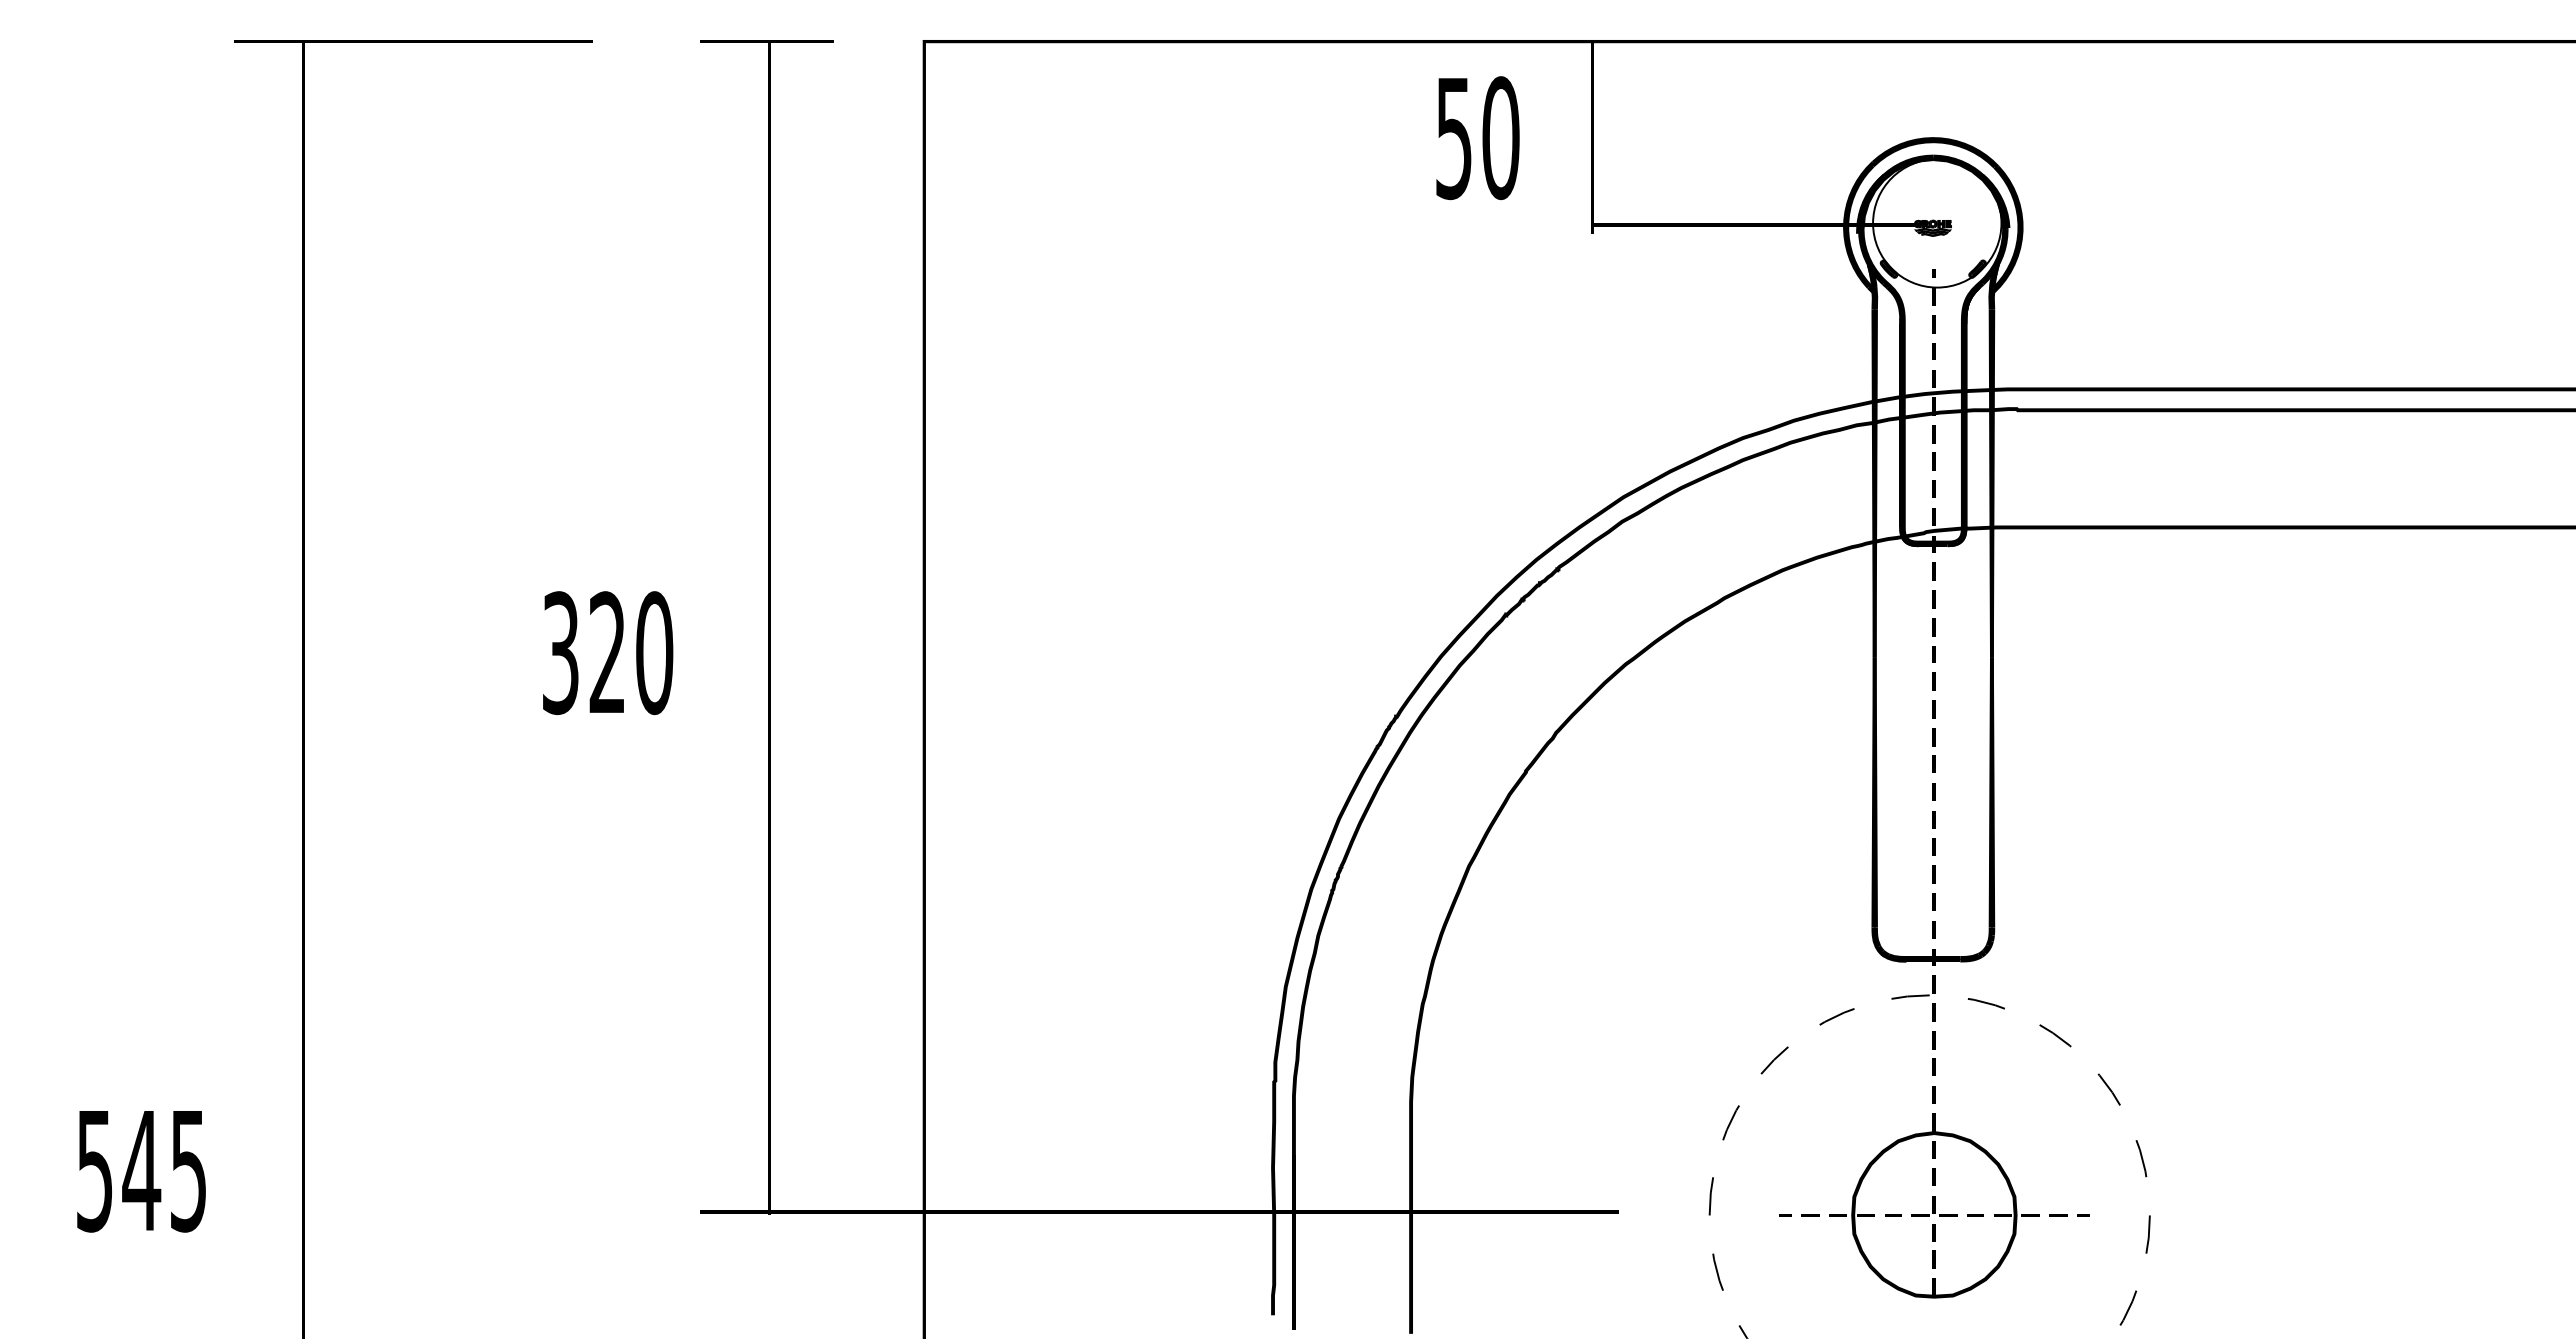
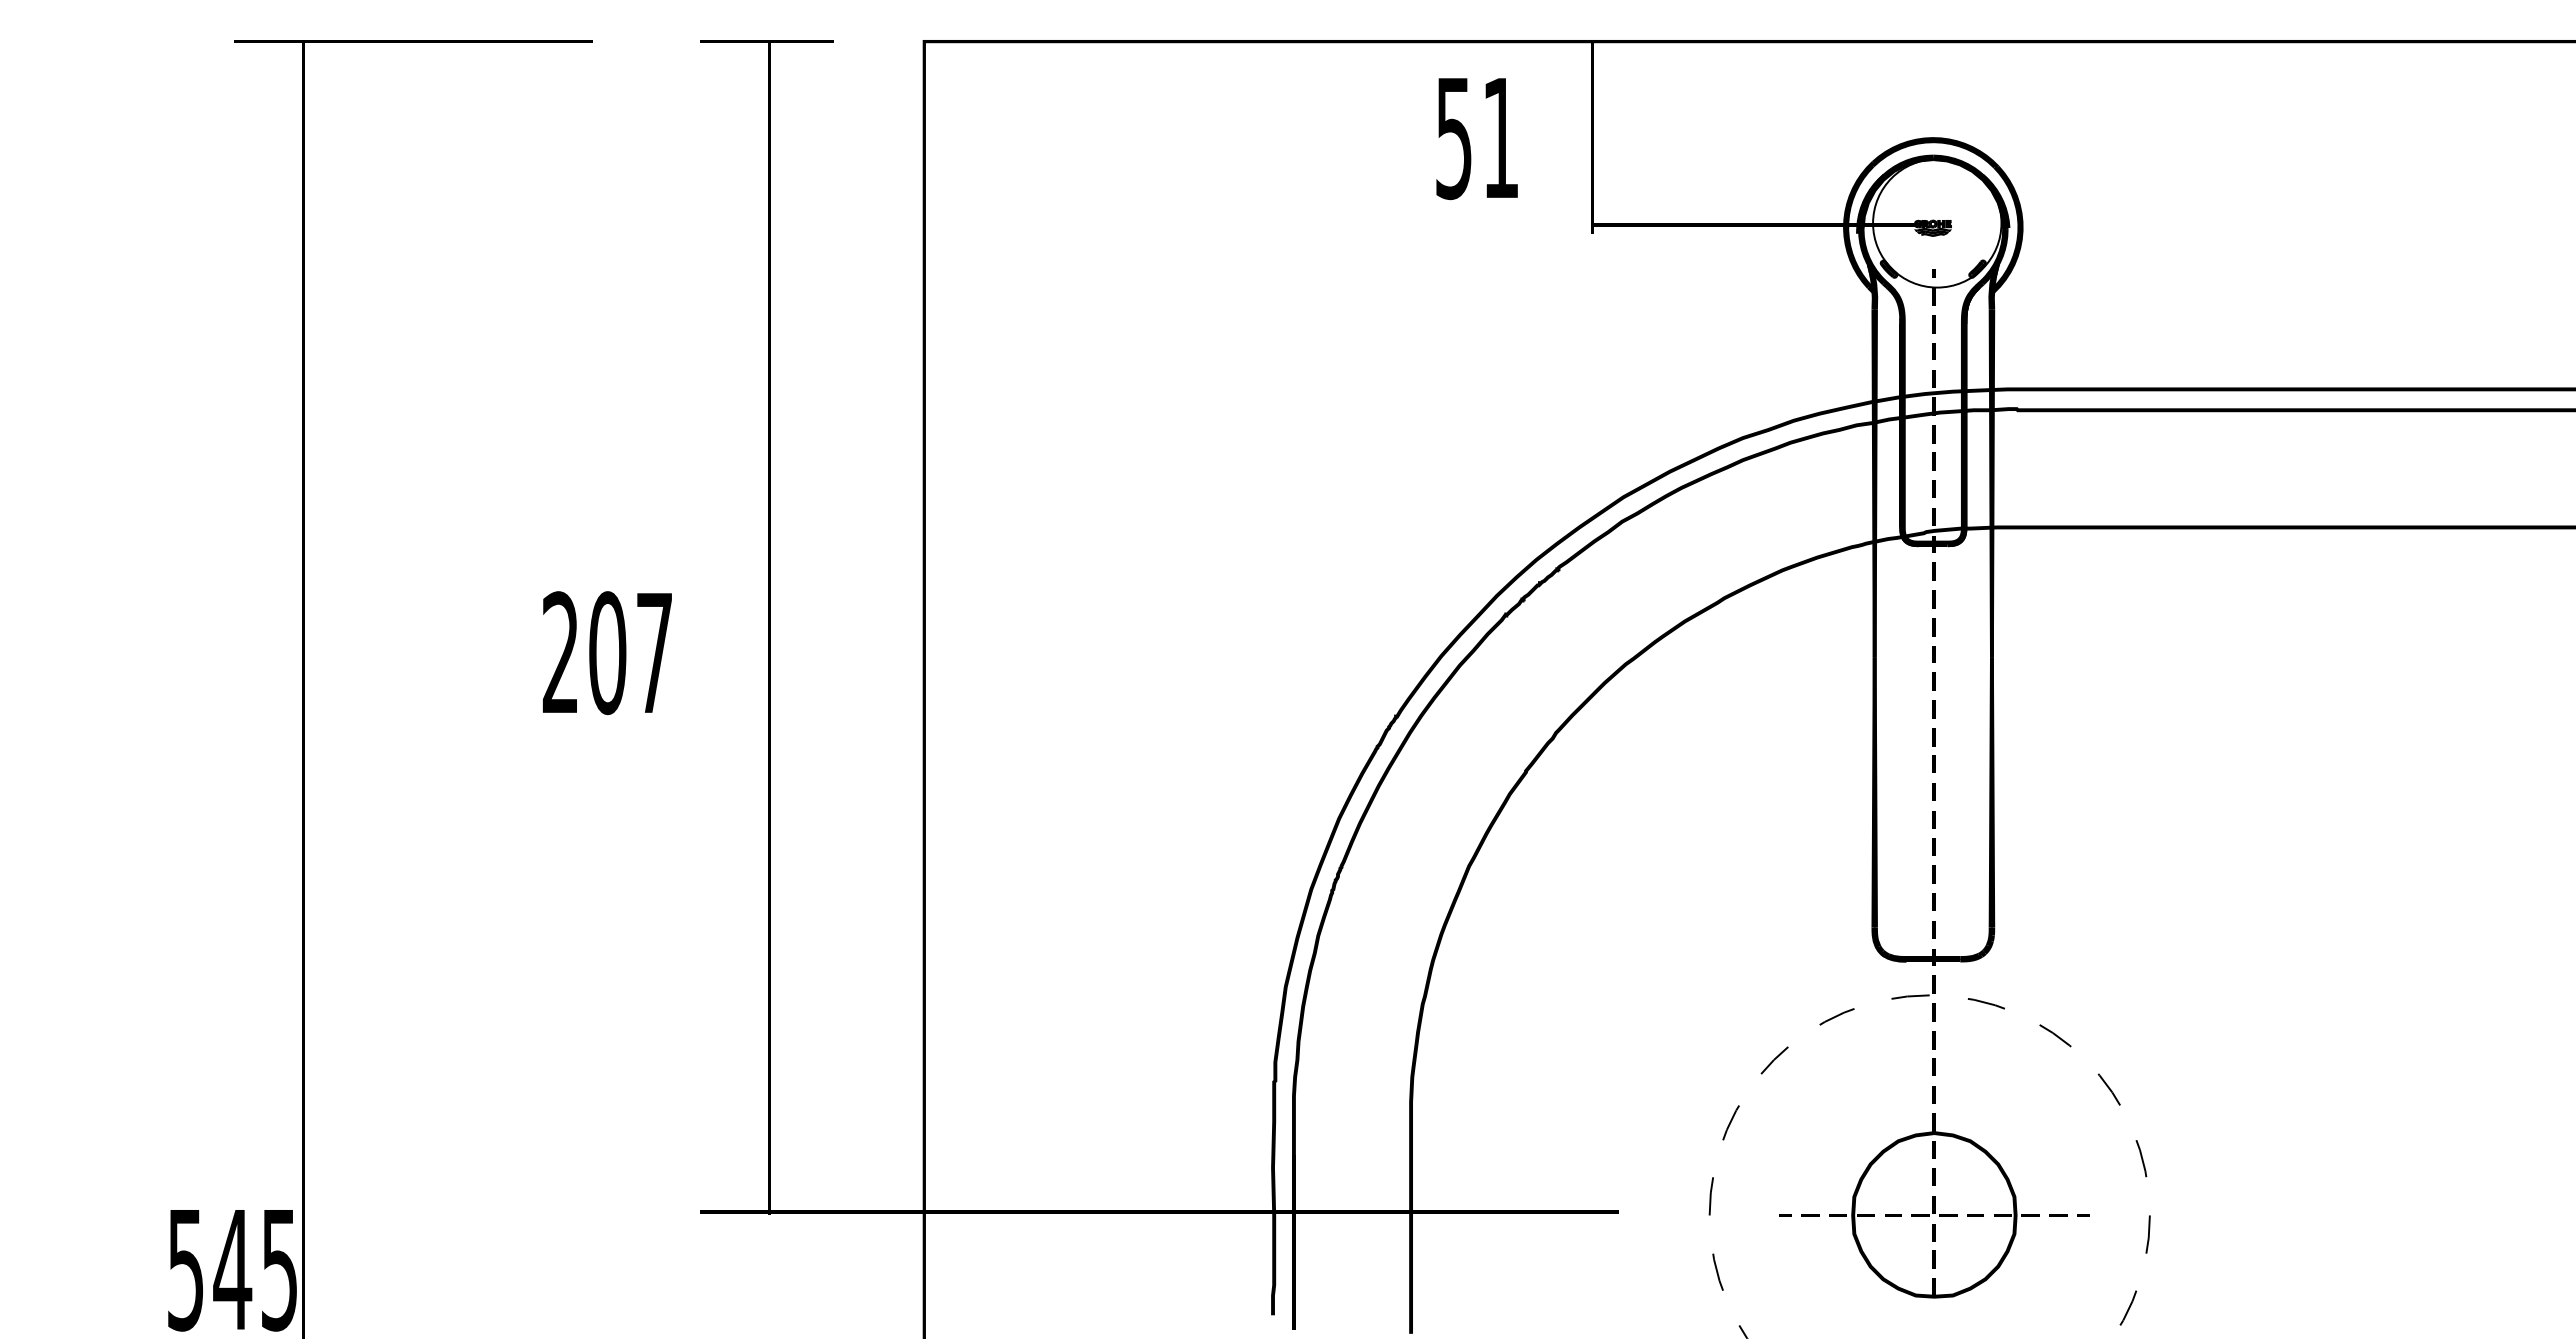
text: 50 -> 51 (1500, 138)
text: 320 -> 207 (607, 653)
text position: (141, 1171) -> (232, 1270) (232, 1270)
